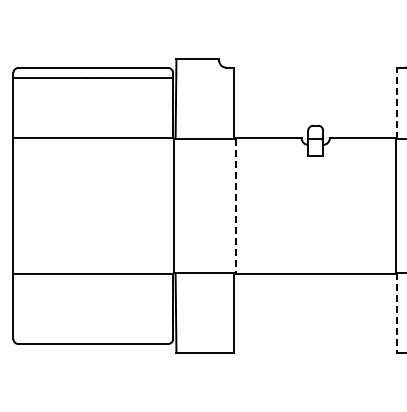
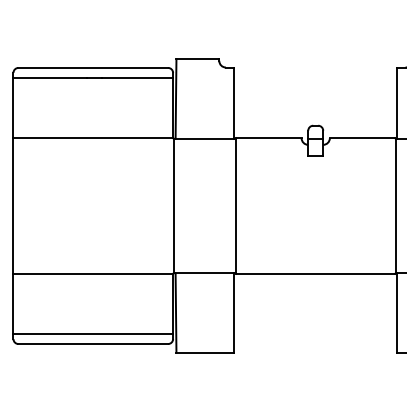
line: dashed -> solid (397, 103)
line: dashed -> solid (235, 205)
line: dashed -> solid (397, 312)
line: none -> present (93, 334)
